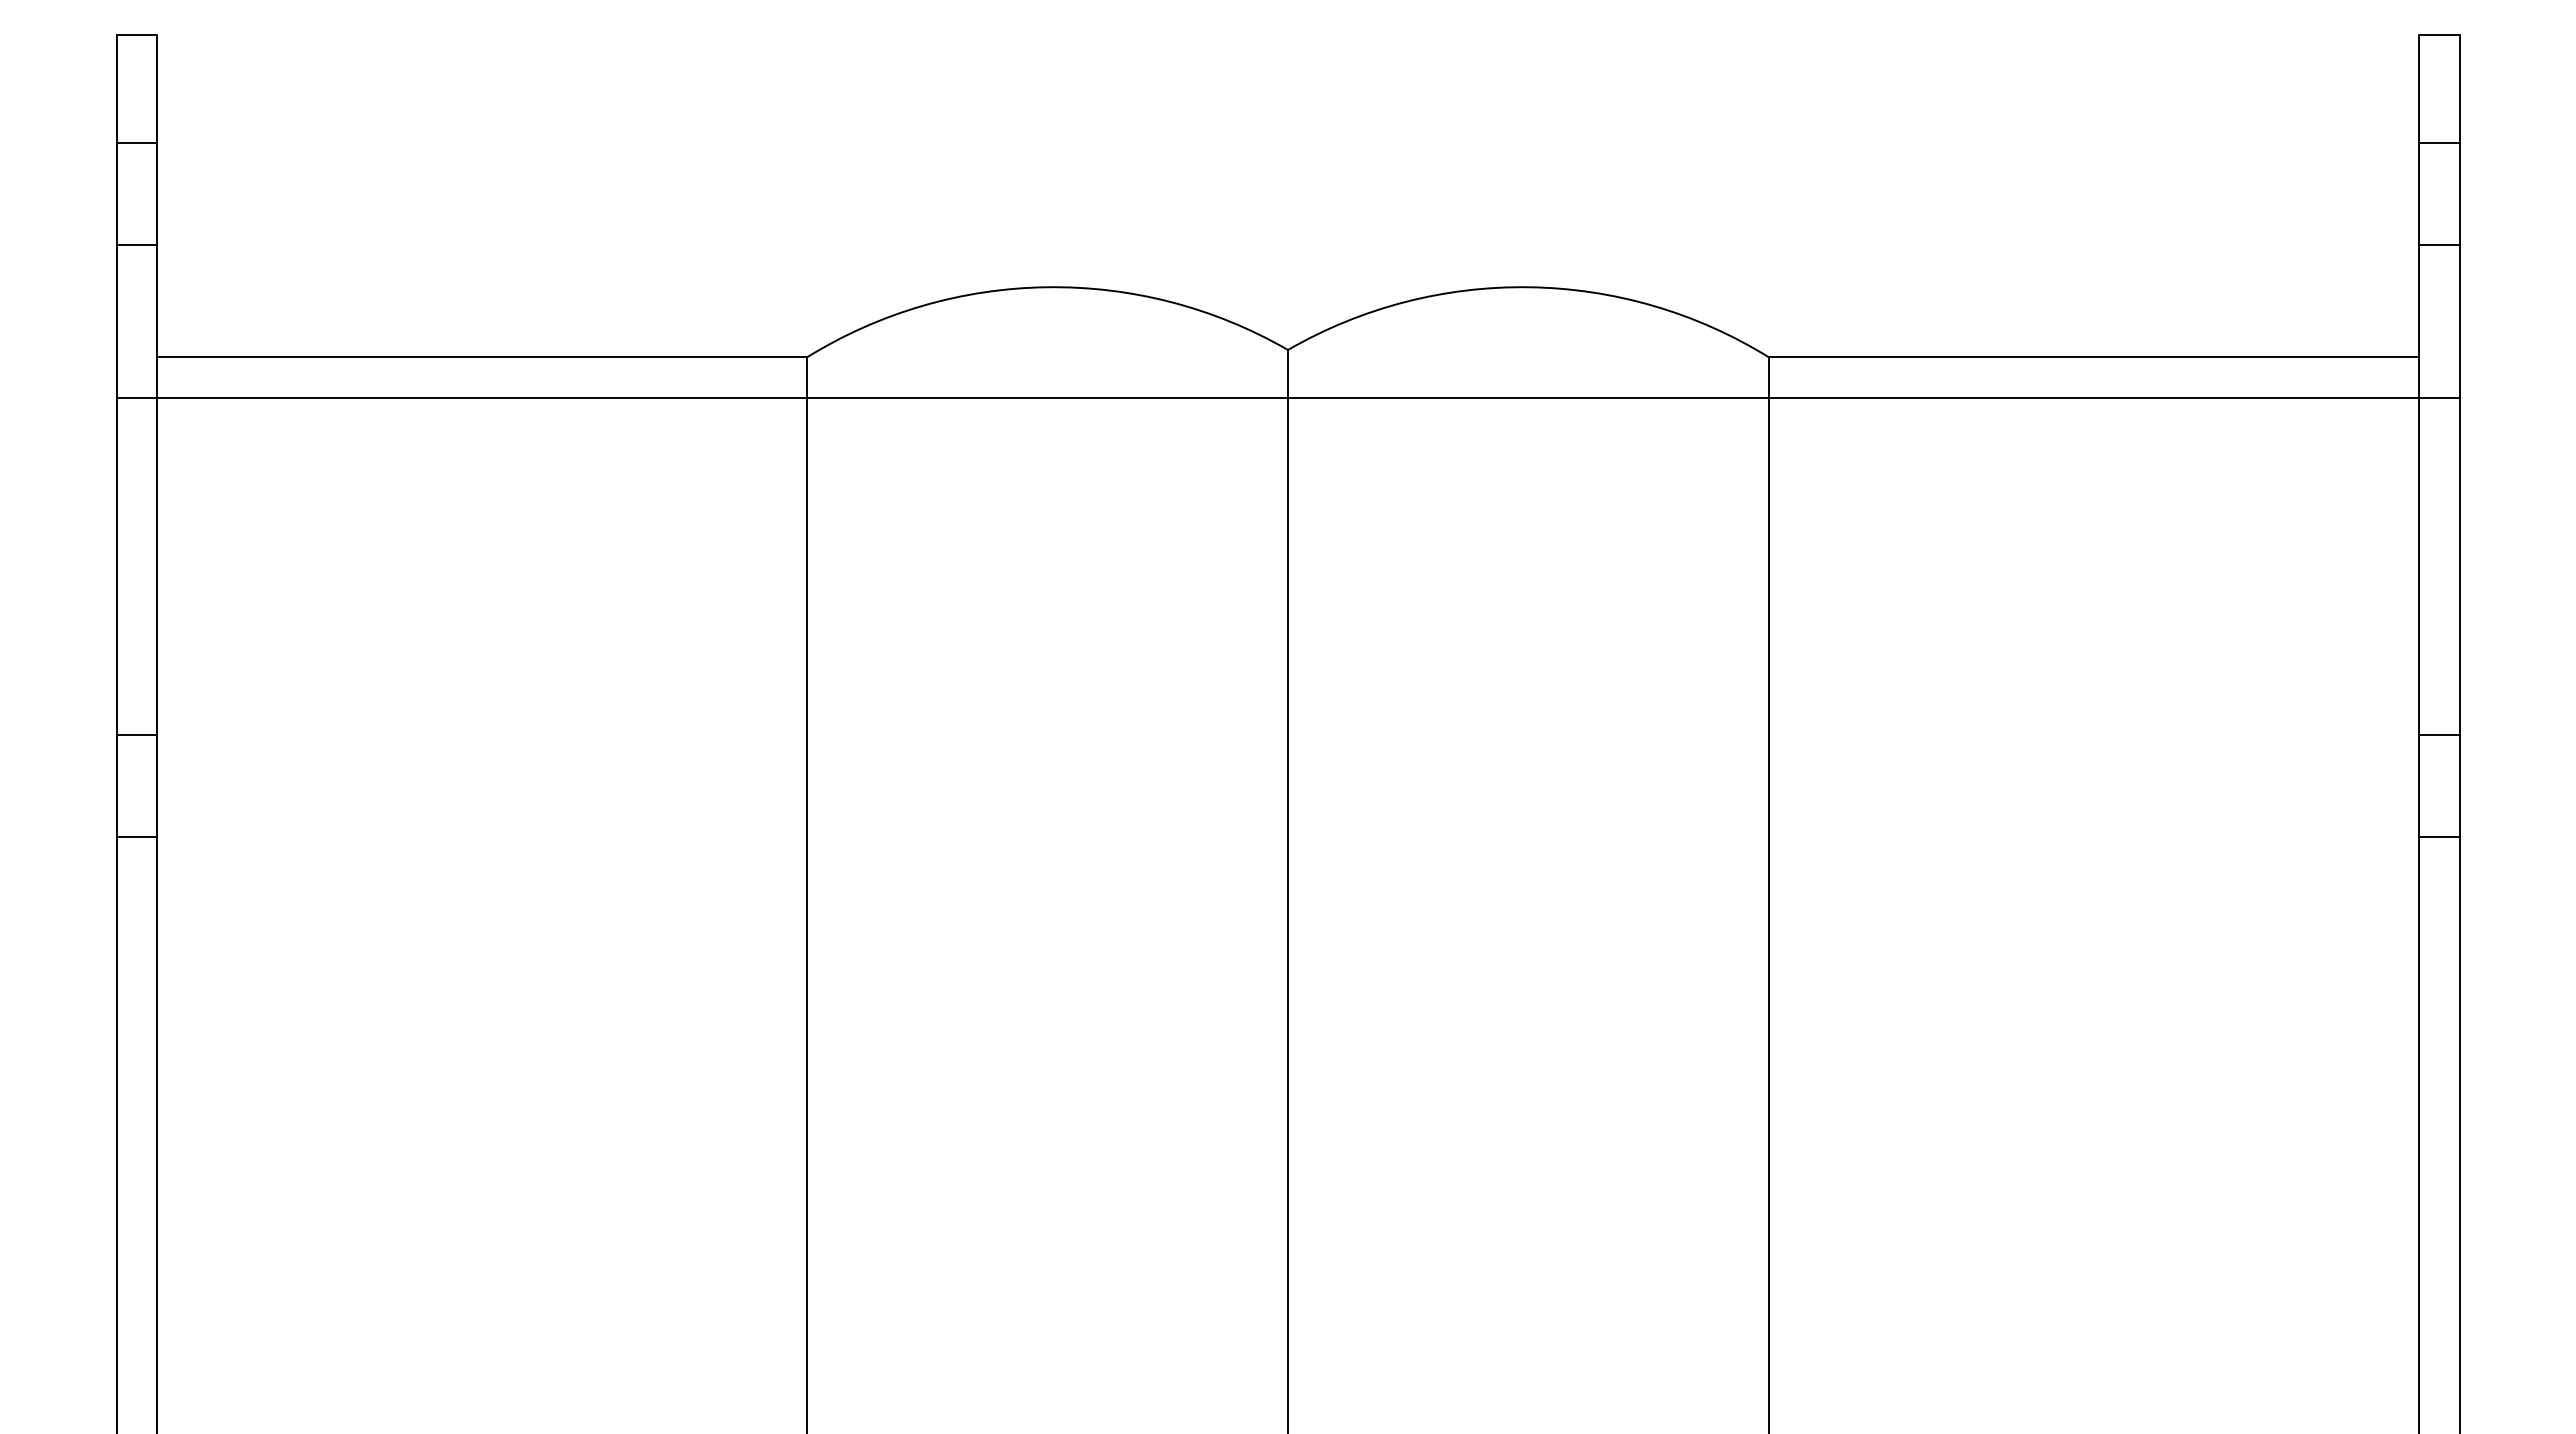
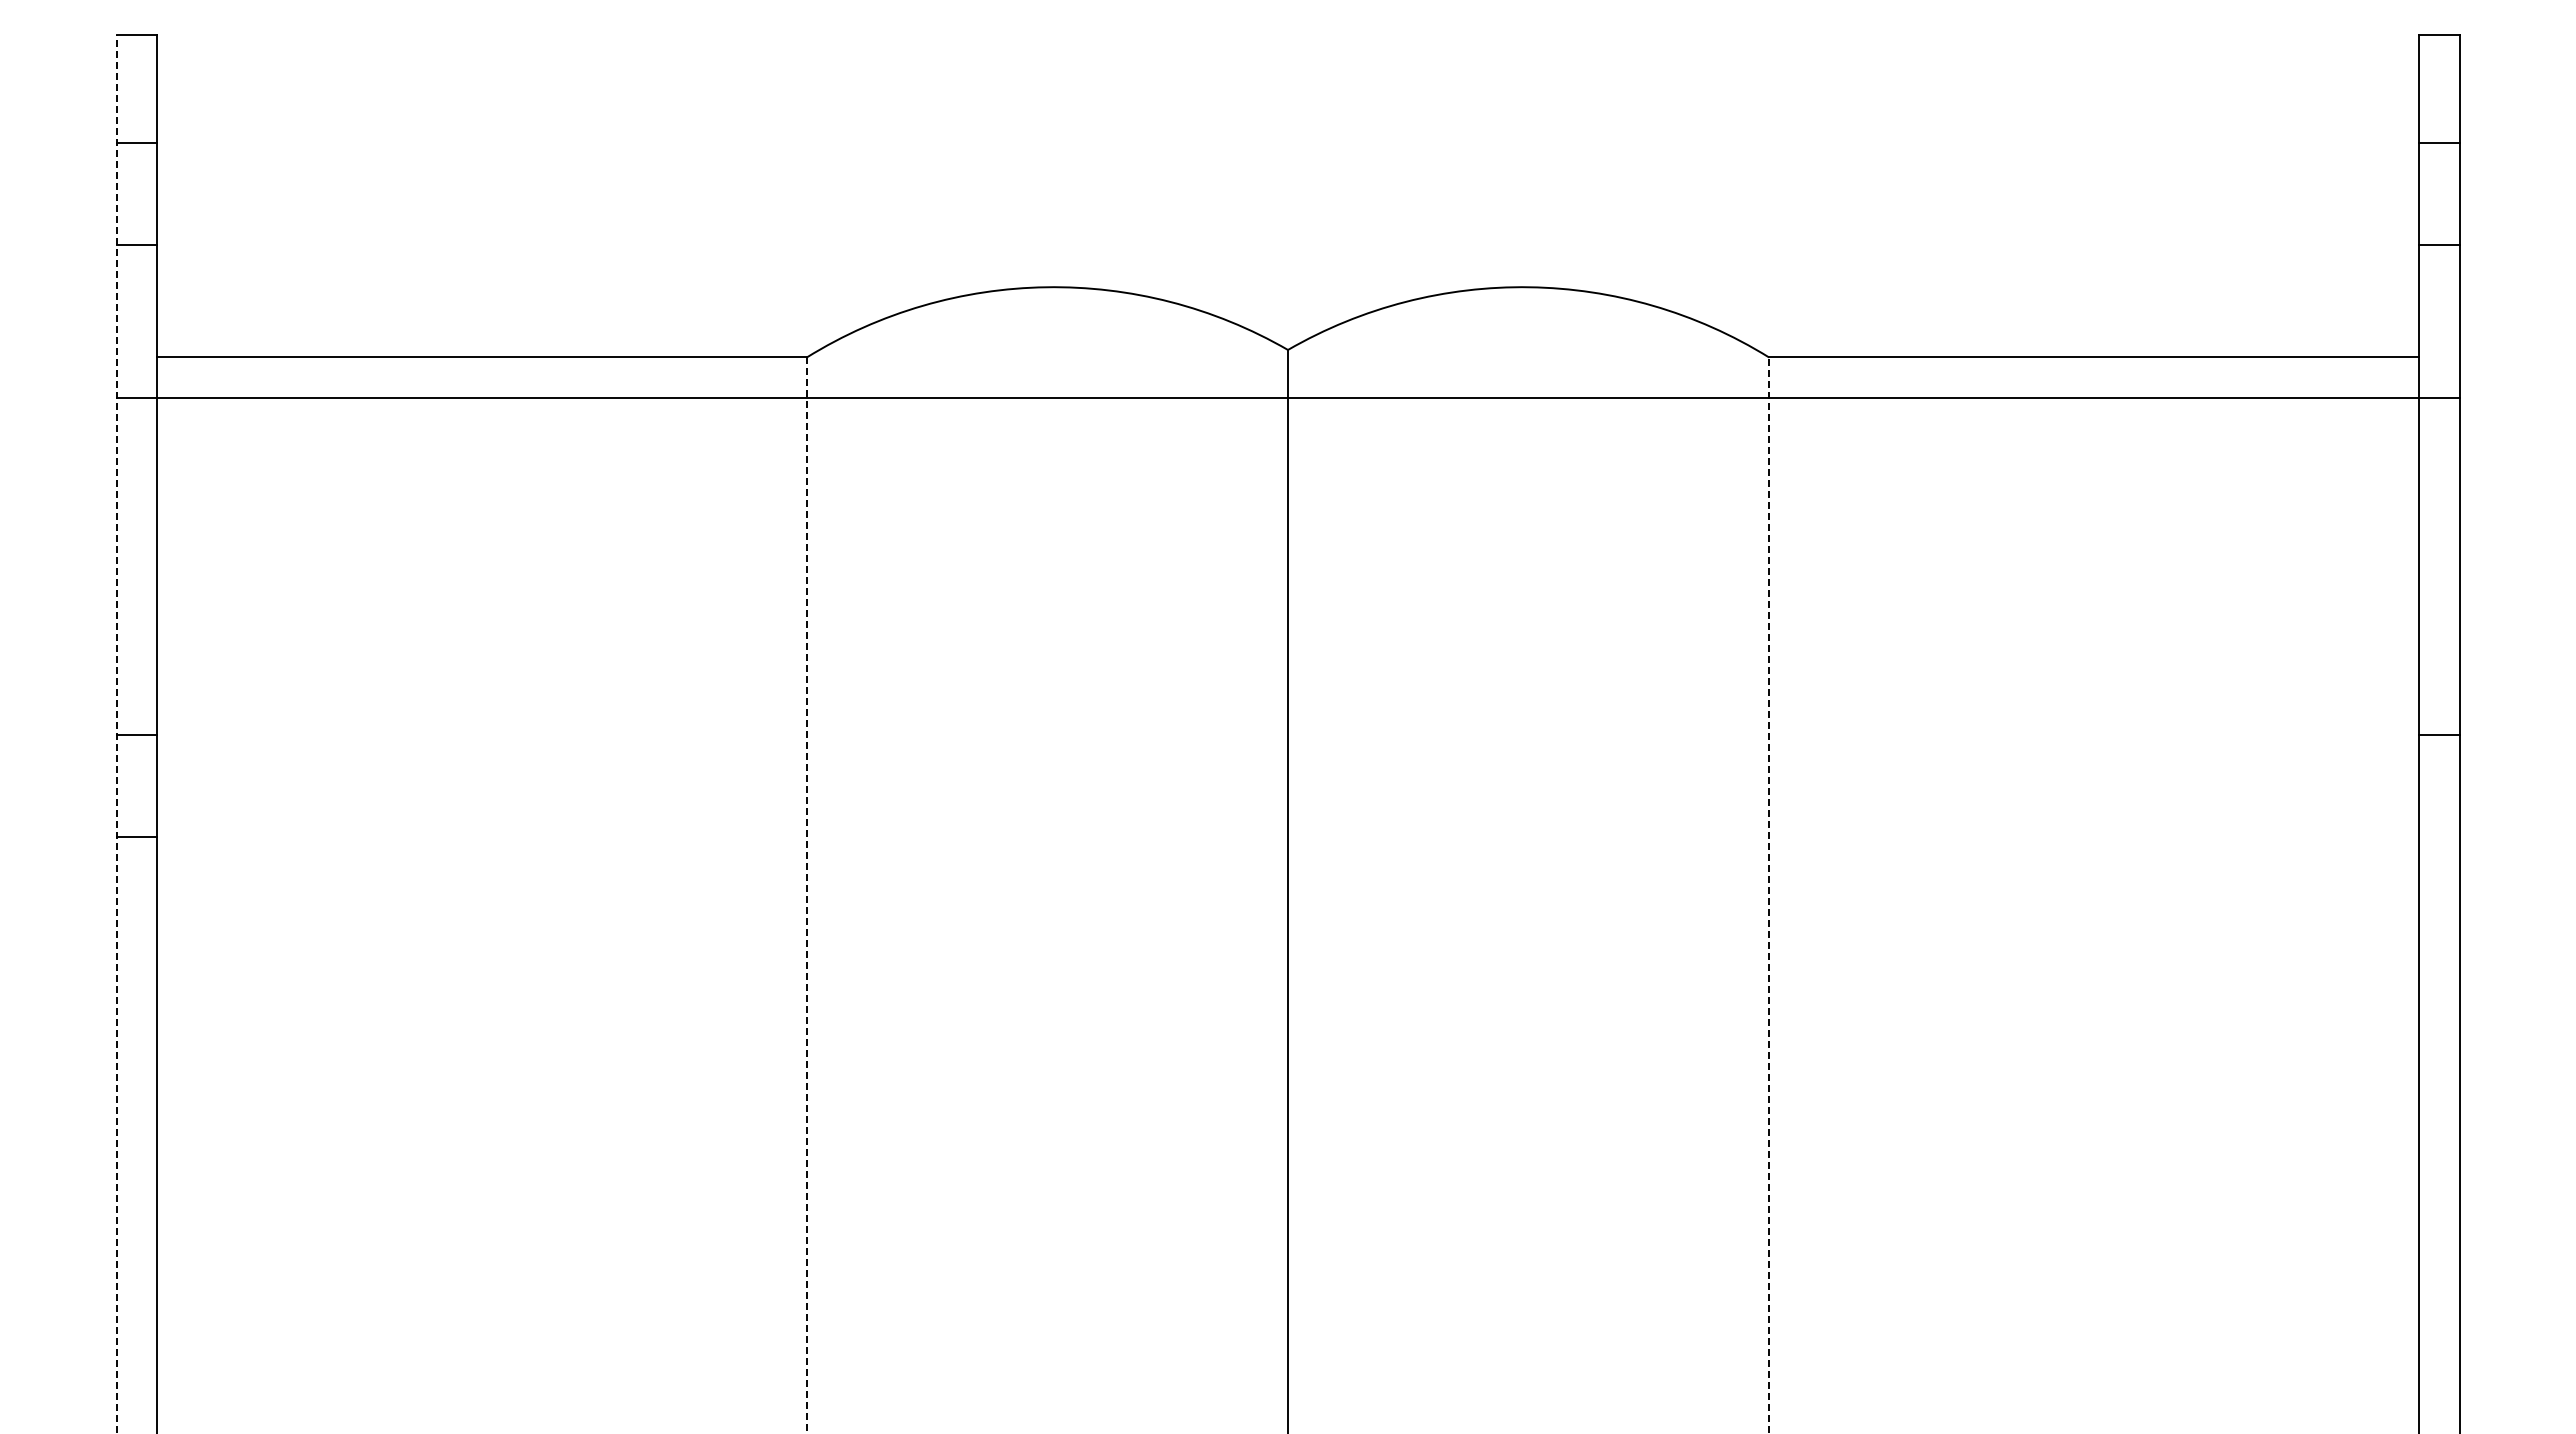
line: solid -> dashed (116, 733)
line: present -> none (2438, 836)
line: solid -> dashed (1769, 895)
line: solid -> dashed (806, 896)
